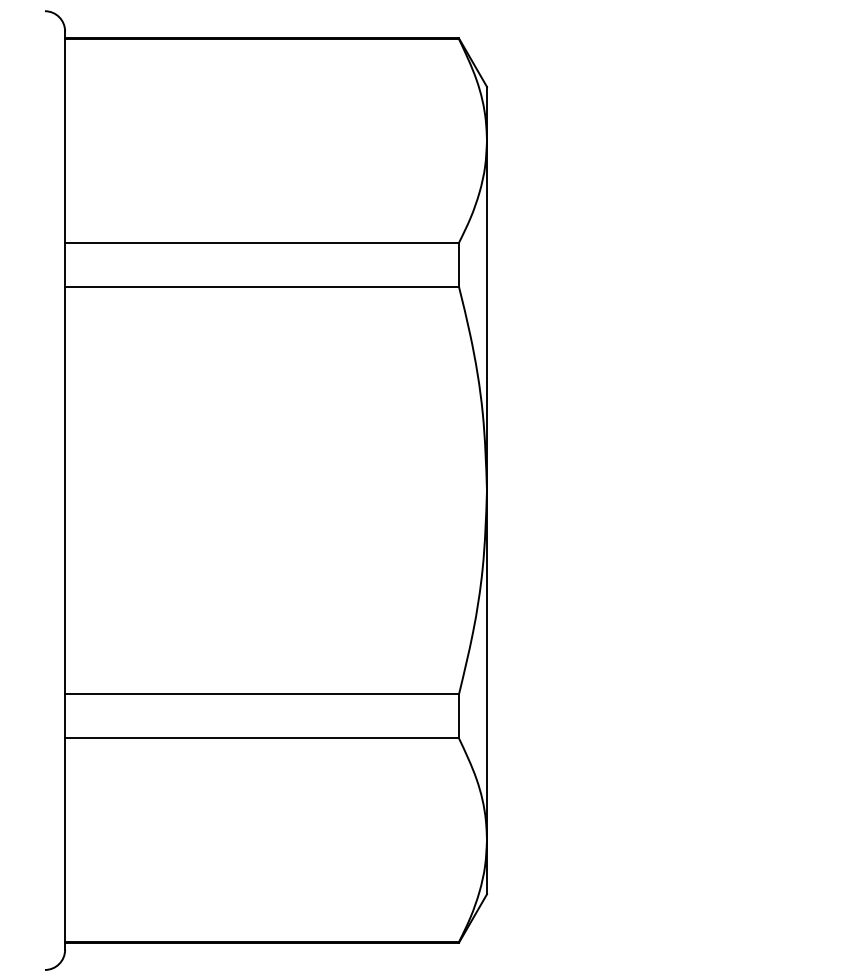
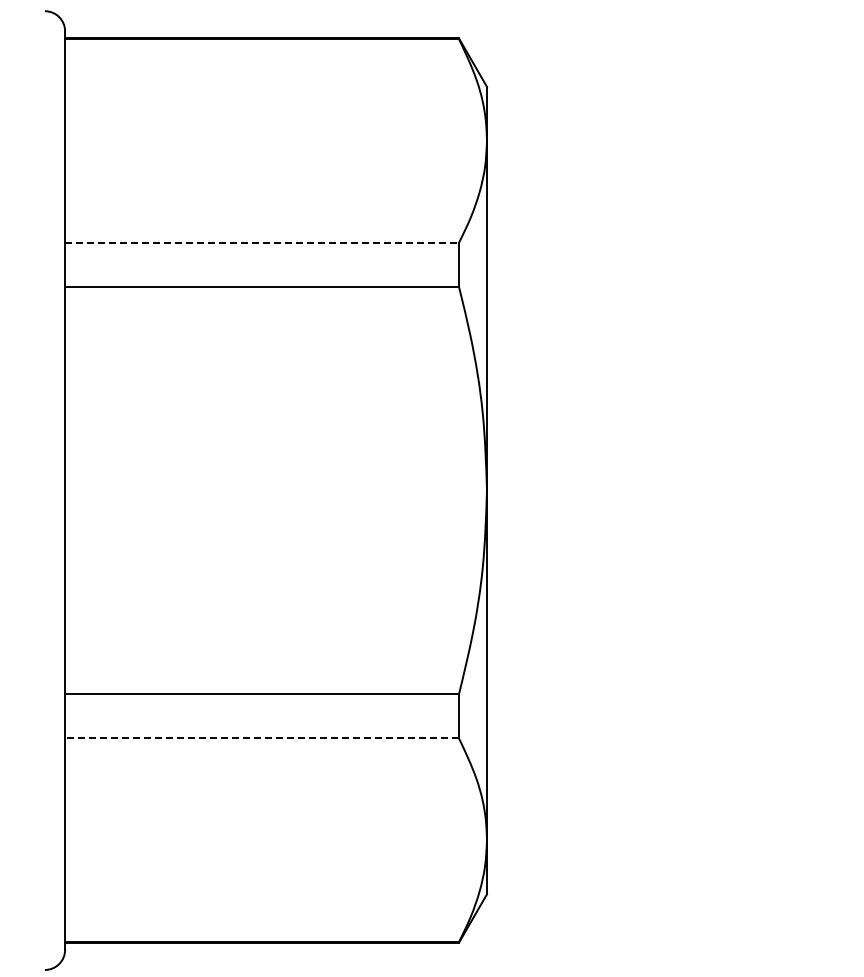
line: solid -> dashed (262, 242)
line: solid -> dashed (262, 738)
